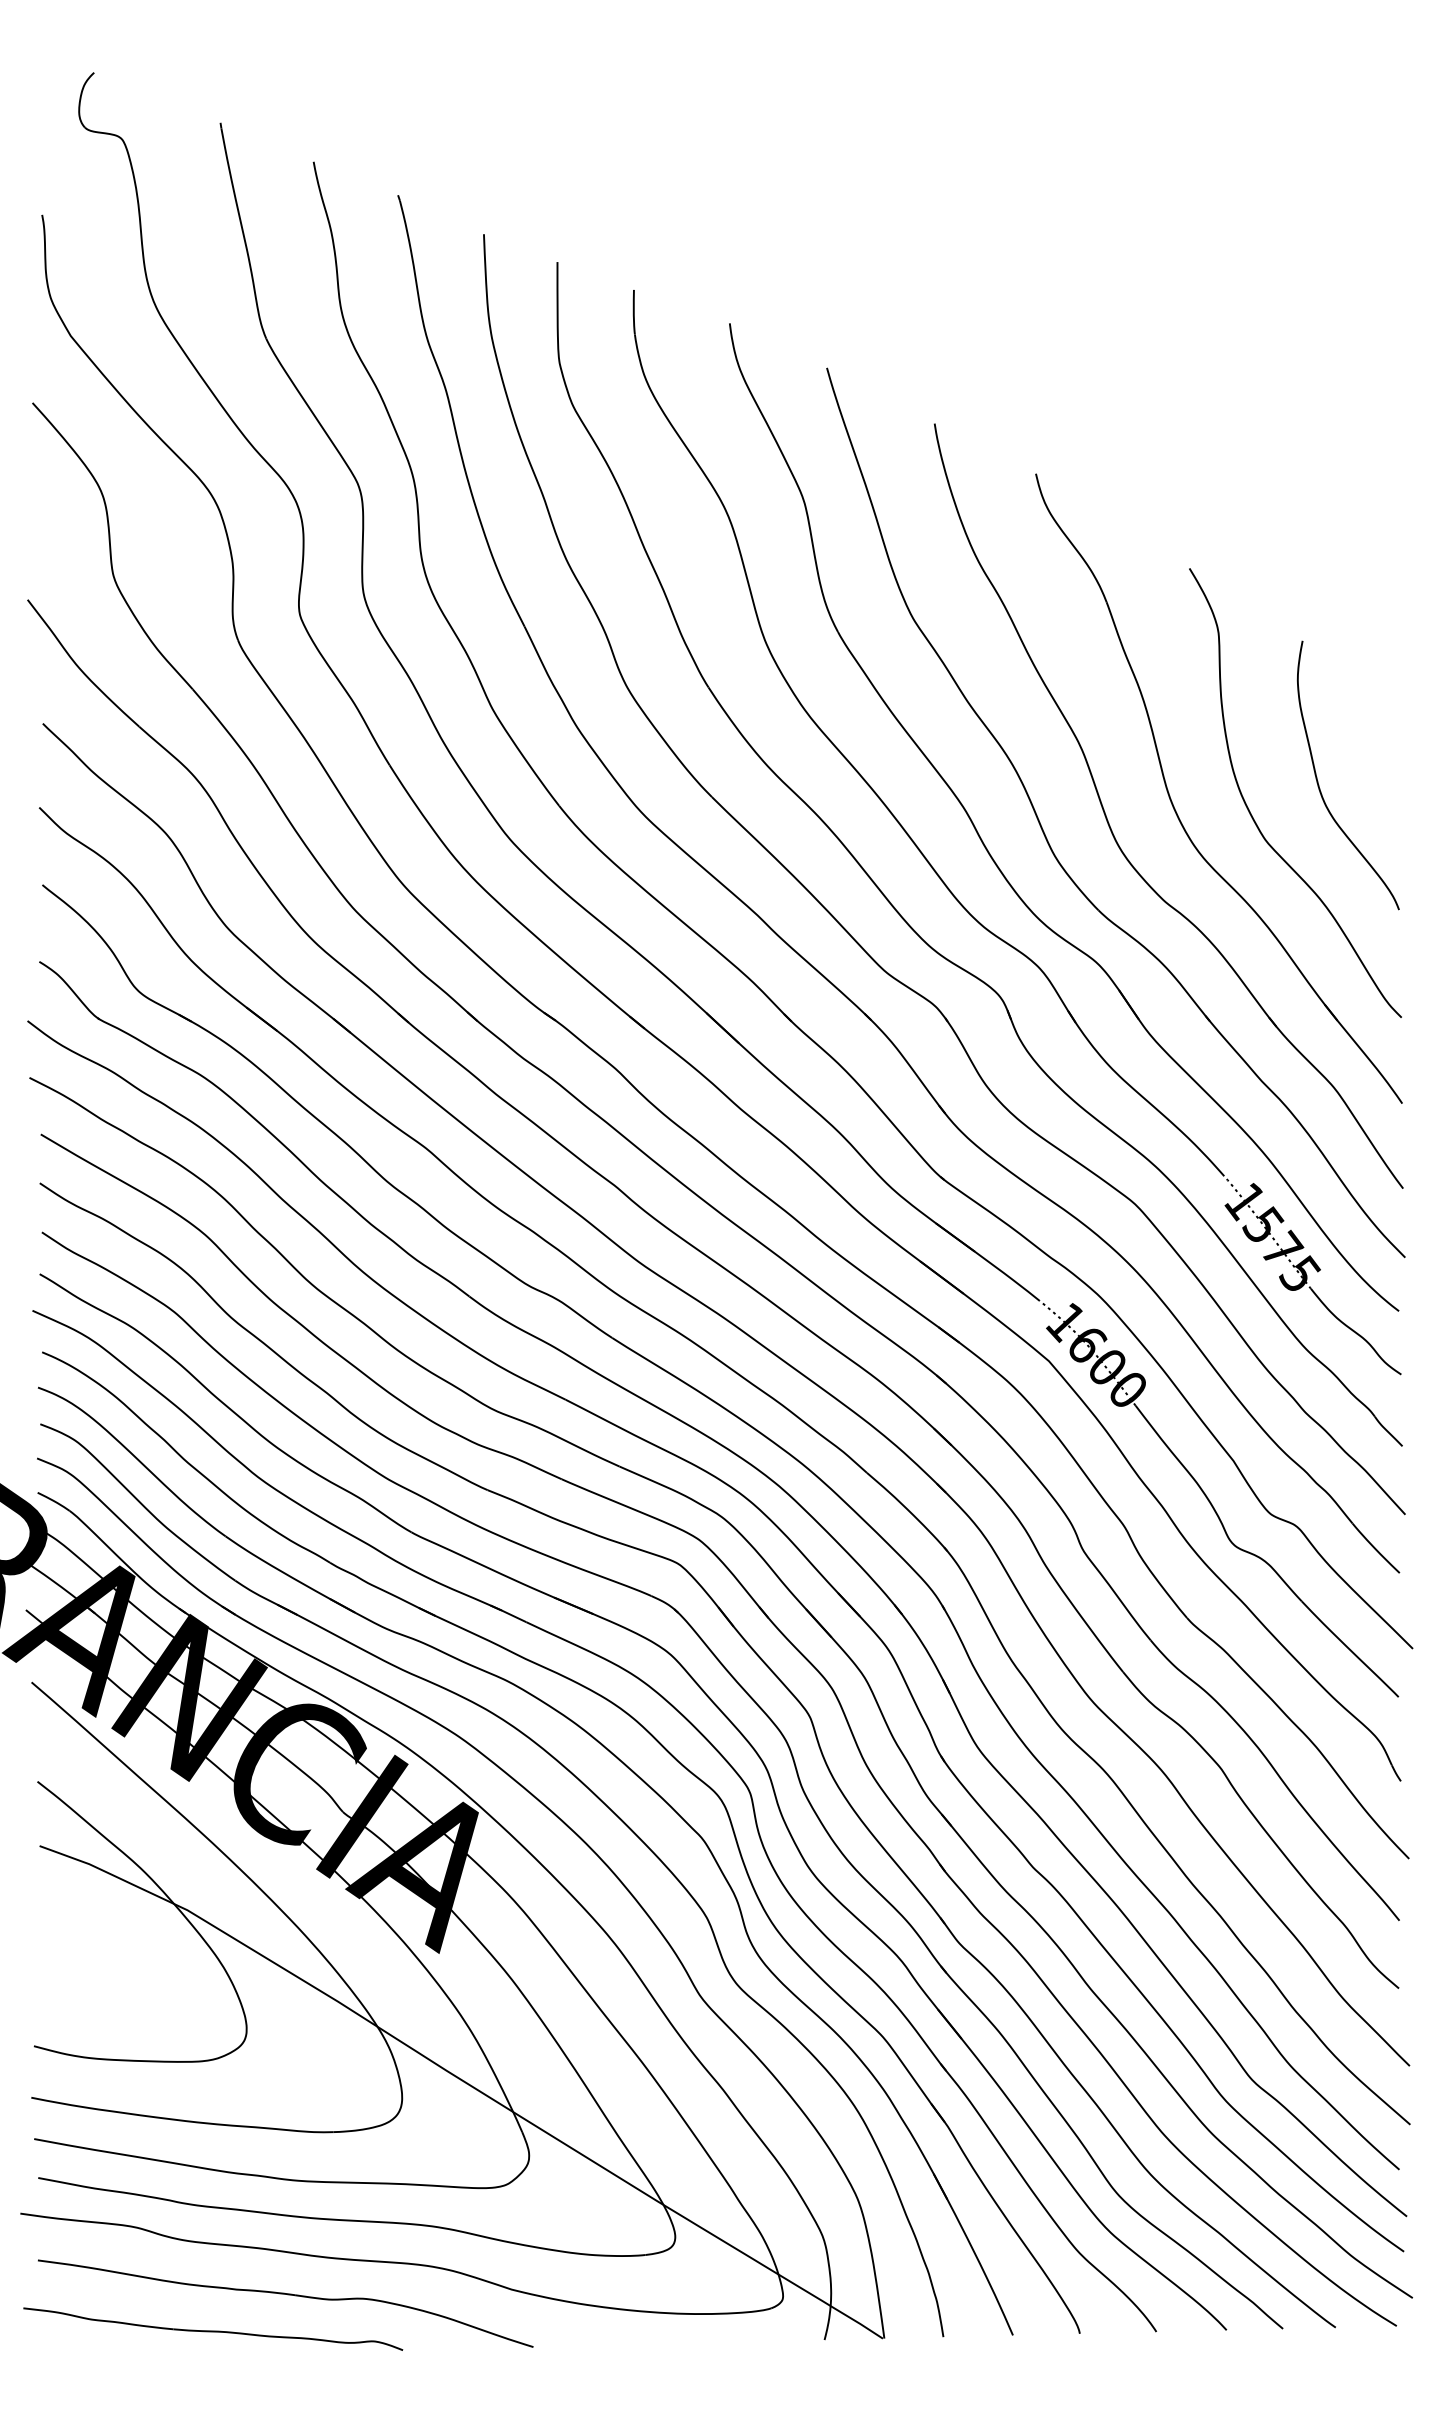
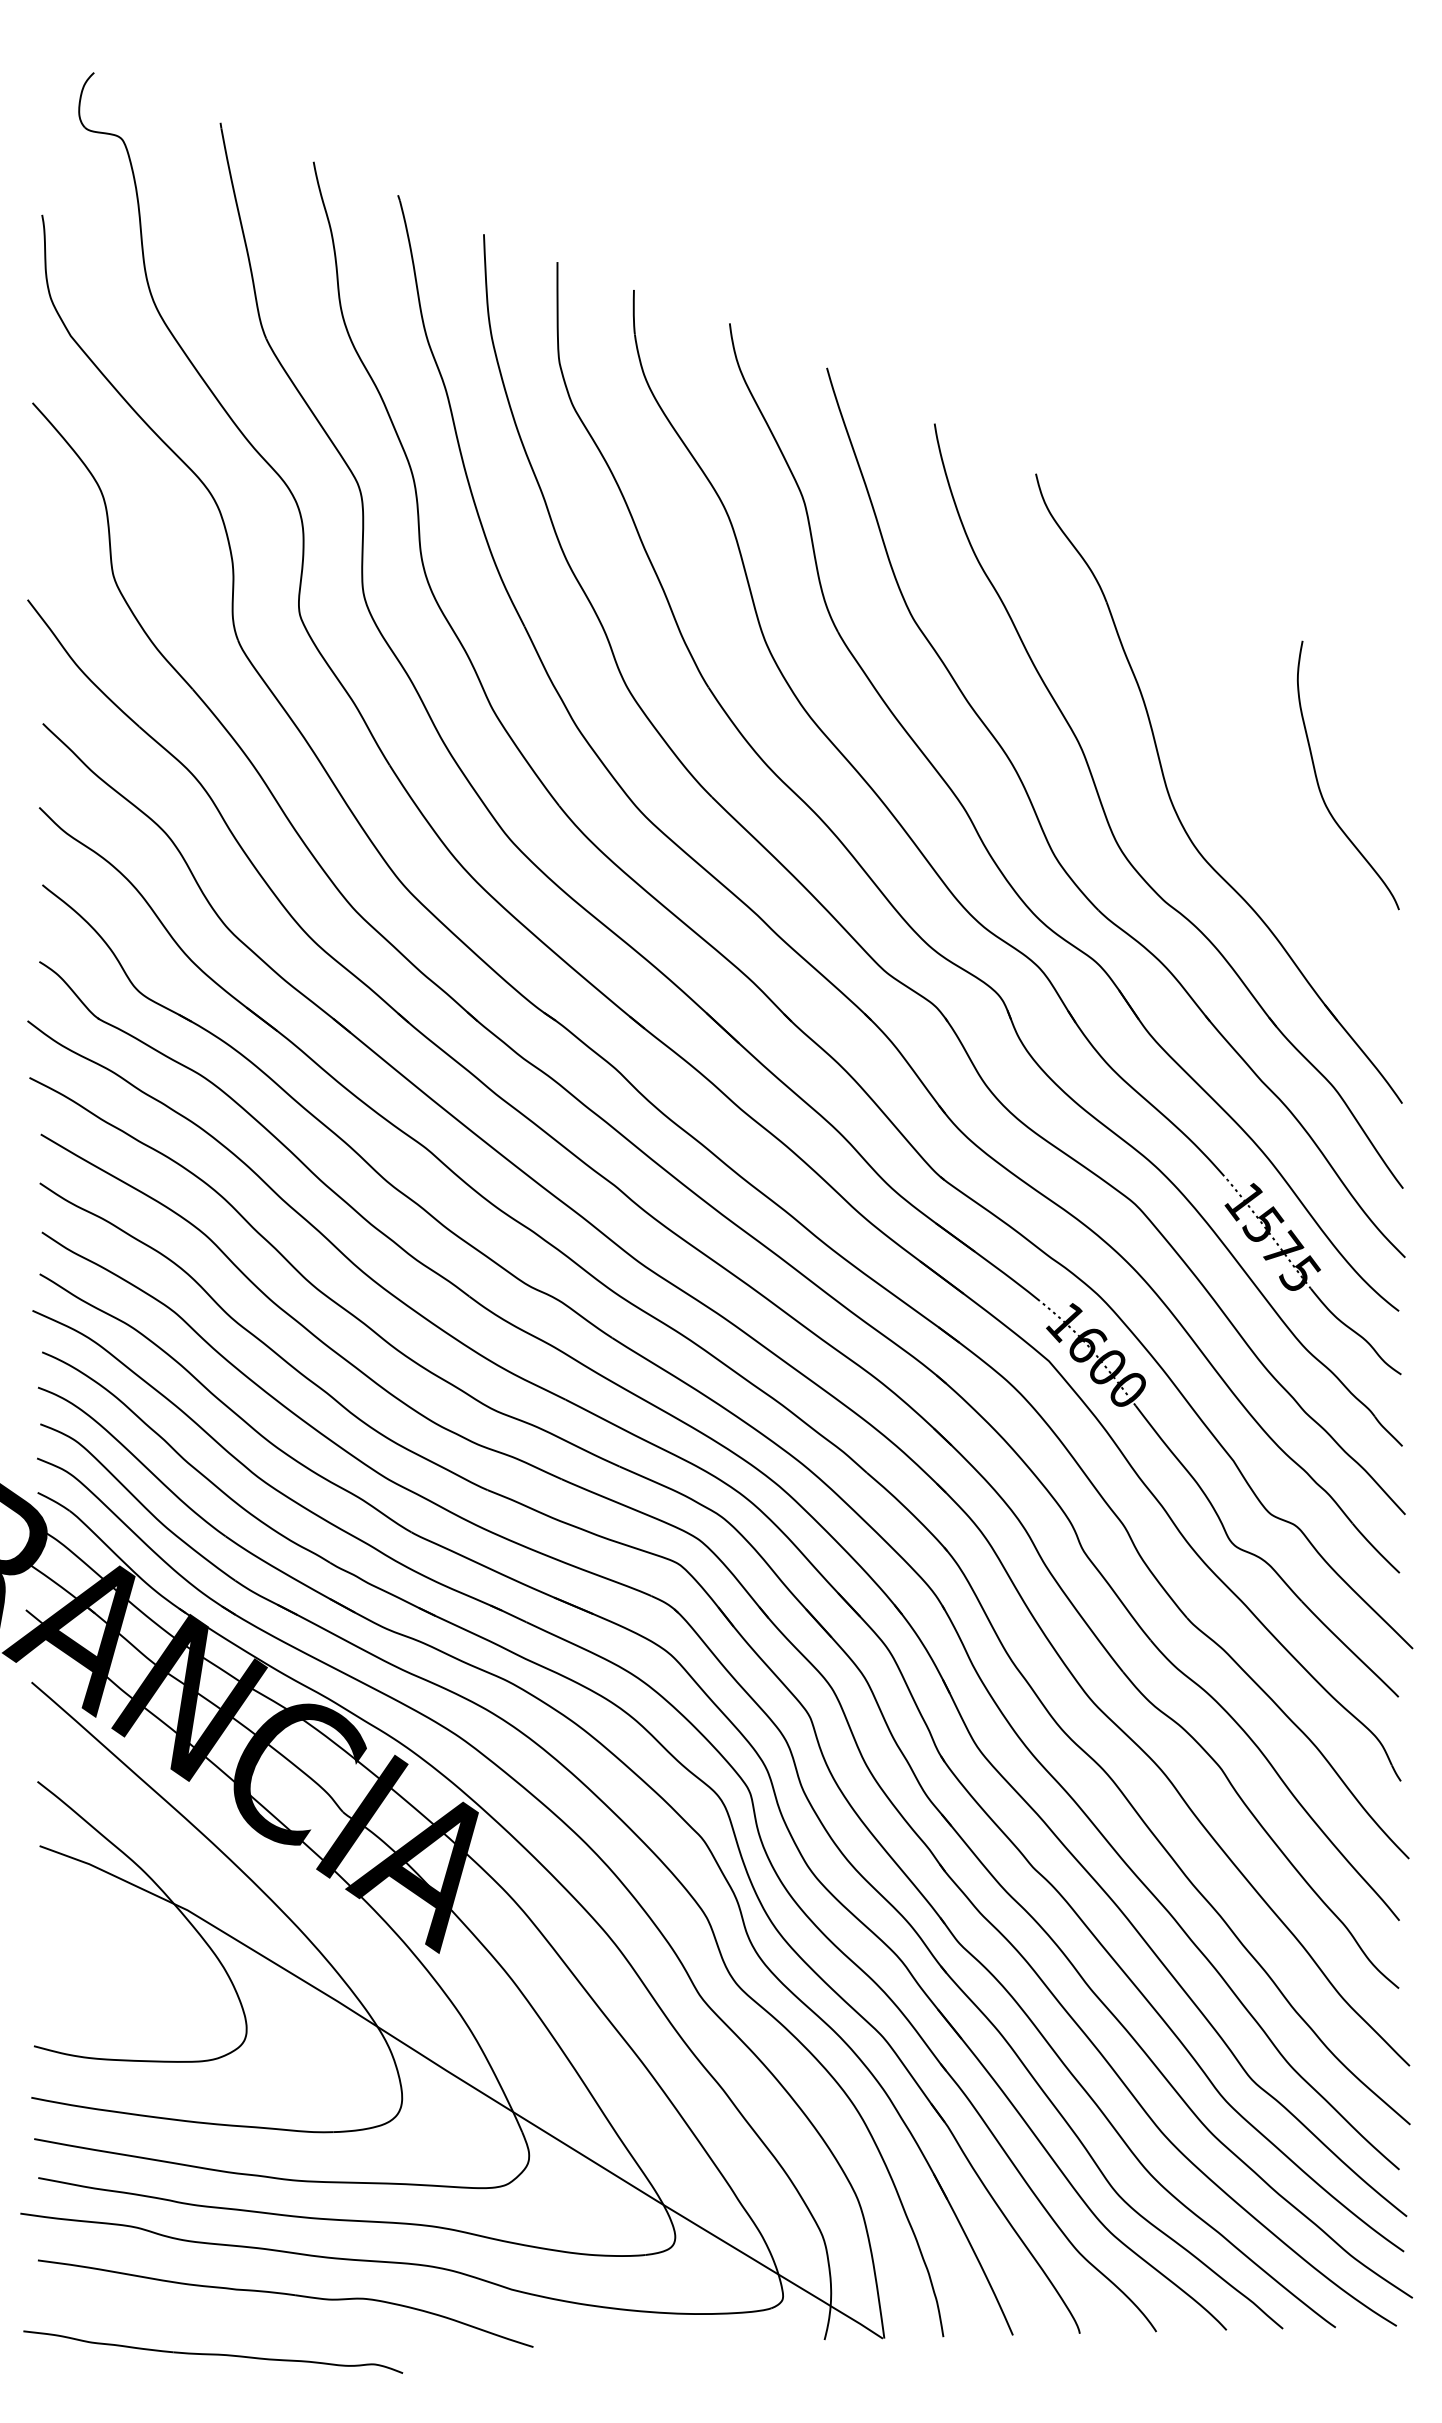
curve: present -> none (1251, 813)
part position: (213, 2328) -> (213, 2351) (213, 2351)
